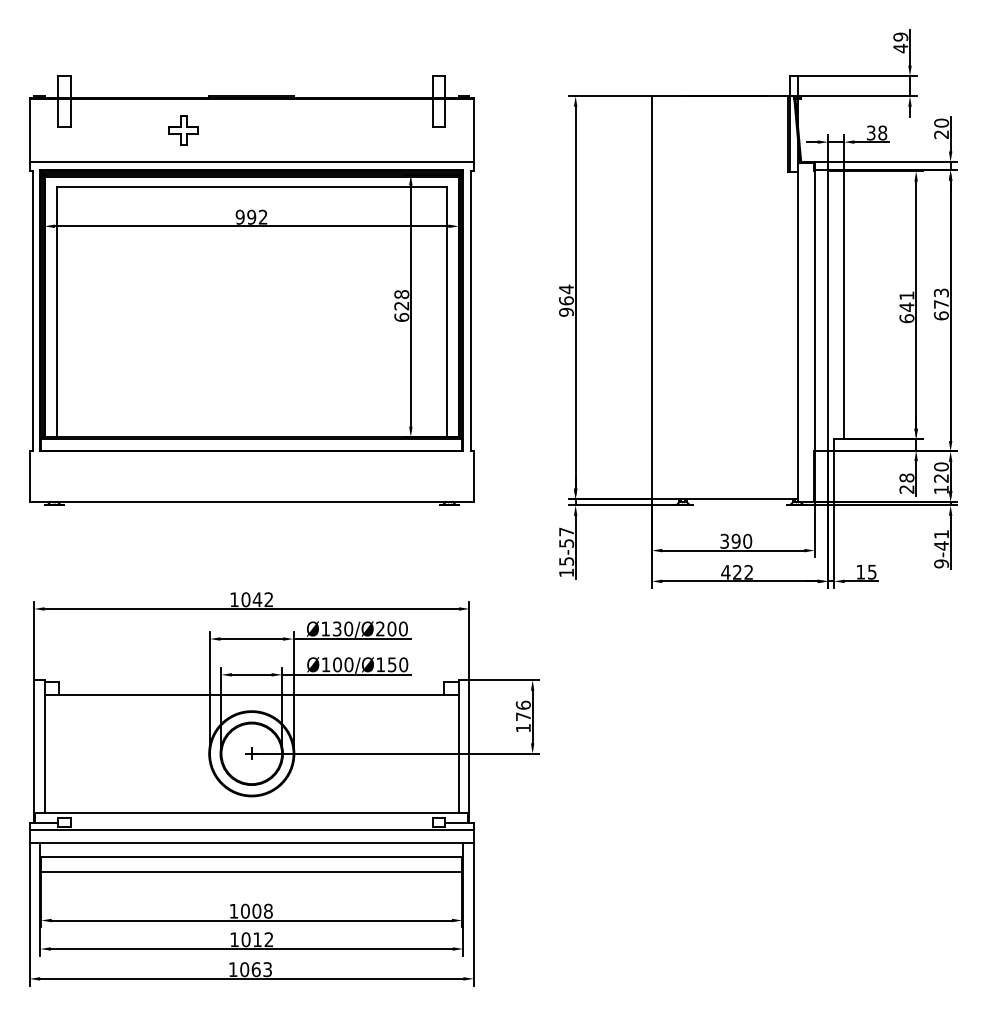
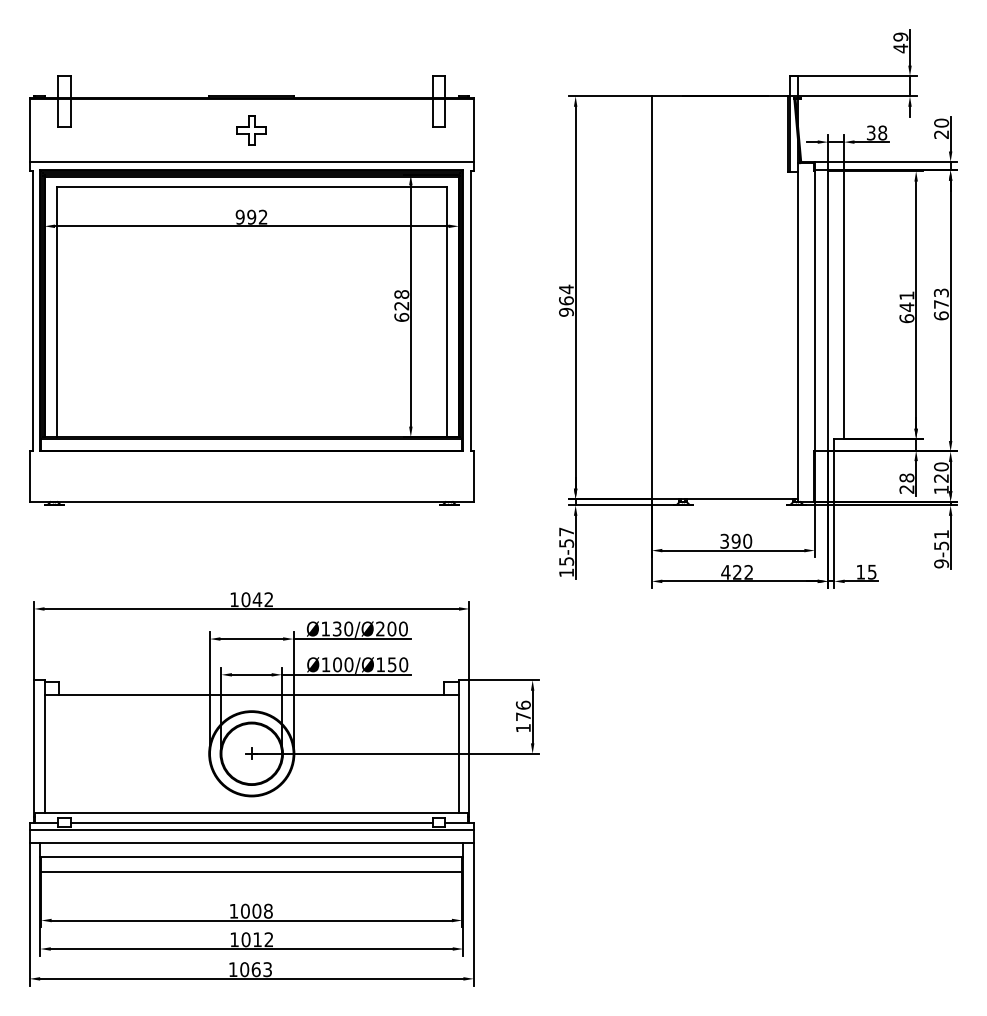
part position: (183, 130) -> (251, 130) (251, 130)
text: 9-41 -> 9-51 (941, 545)
line: none -> present (251, 822)
